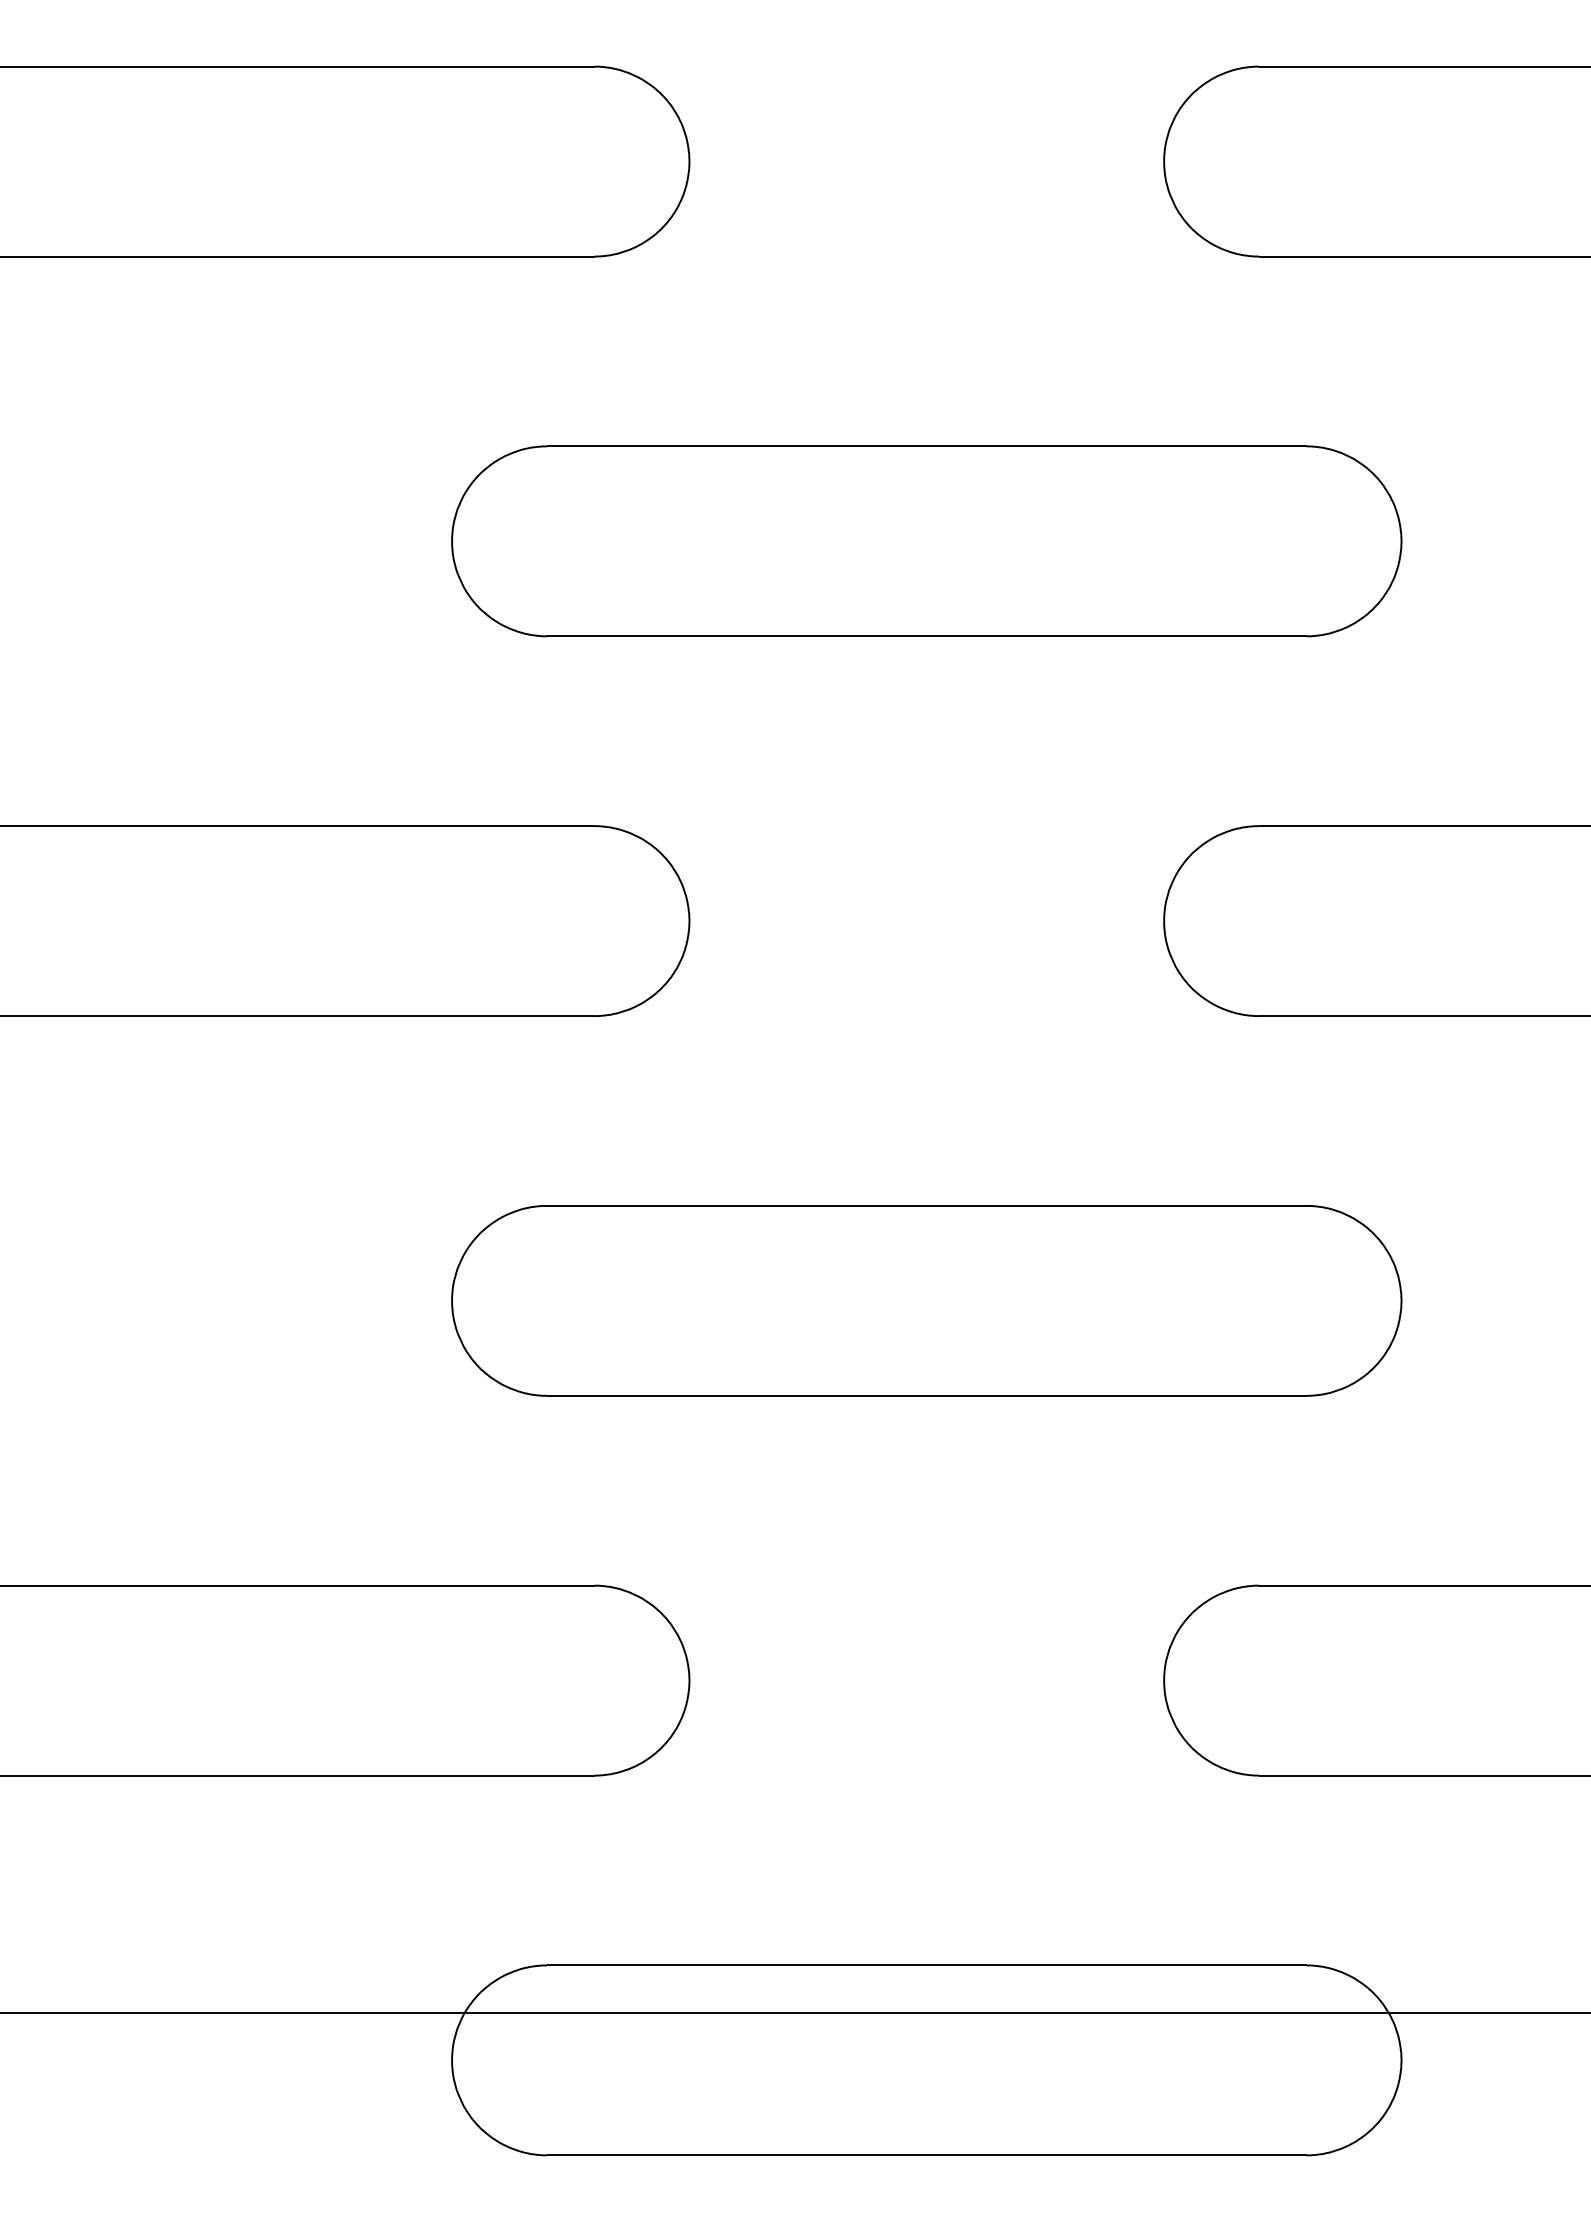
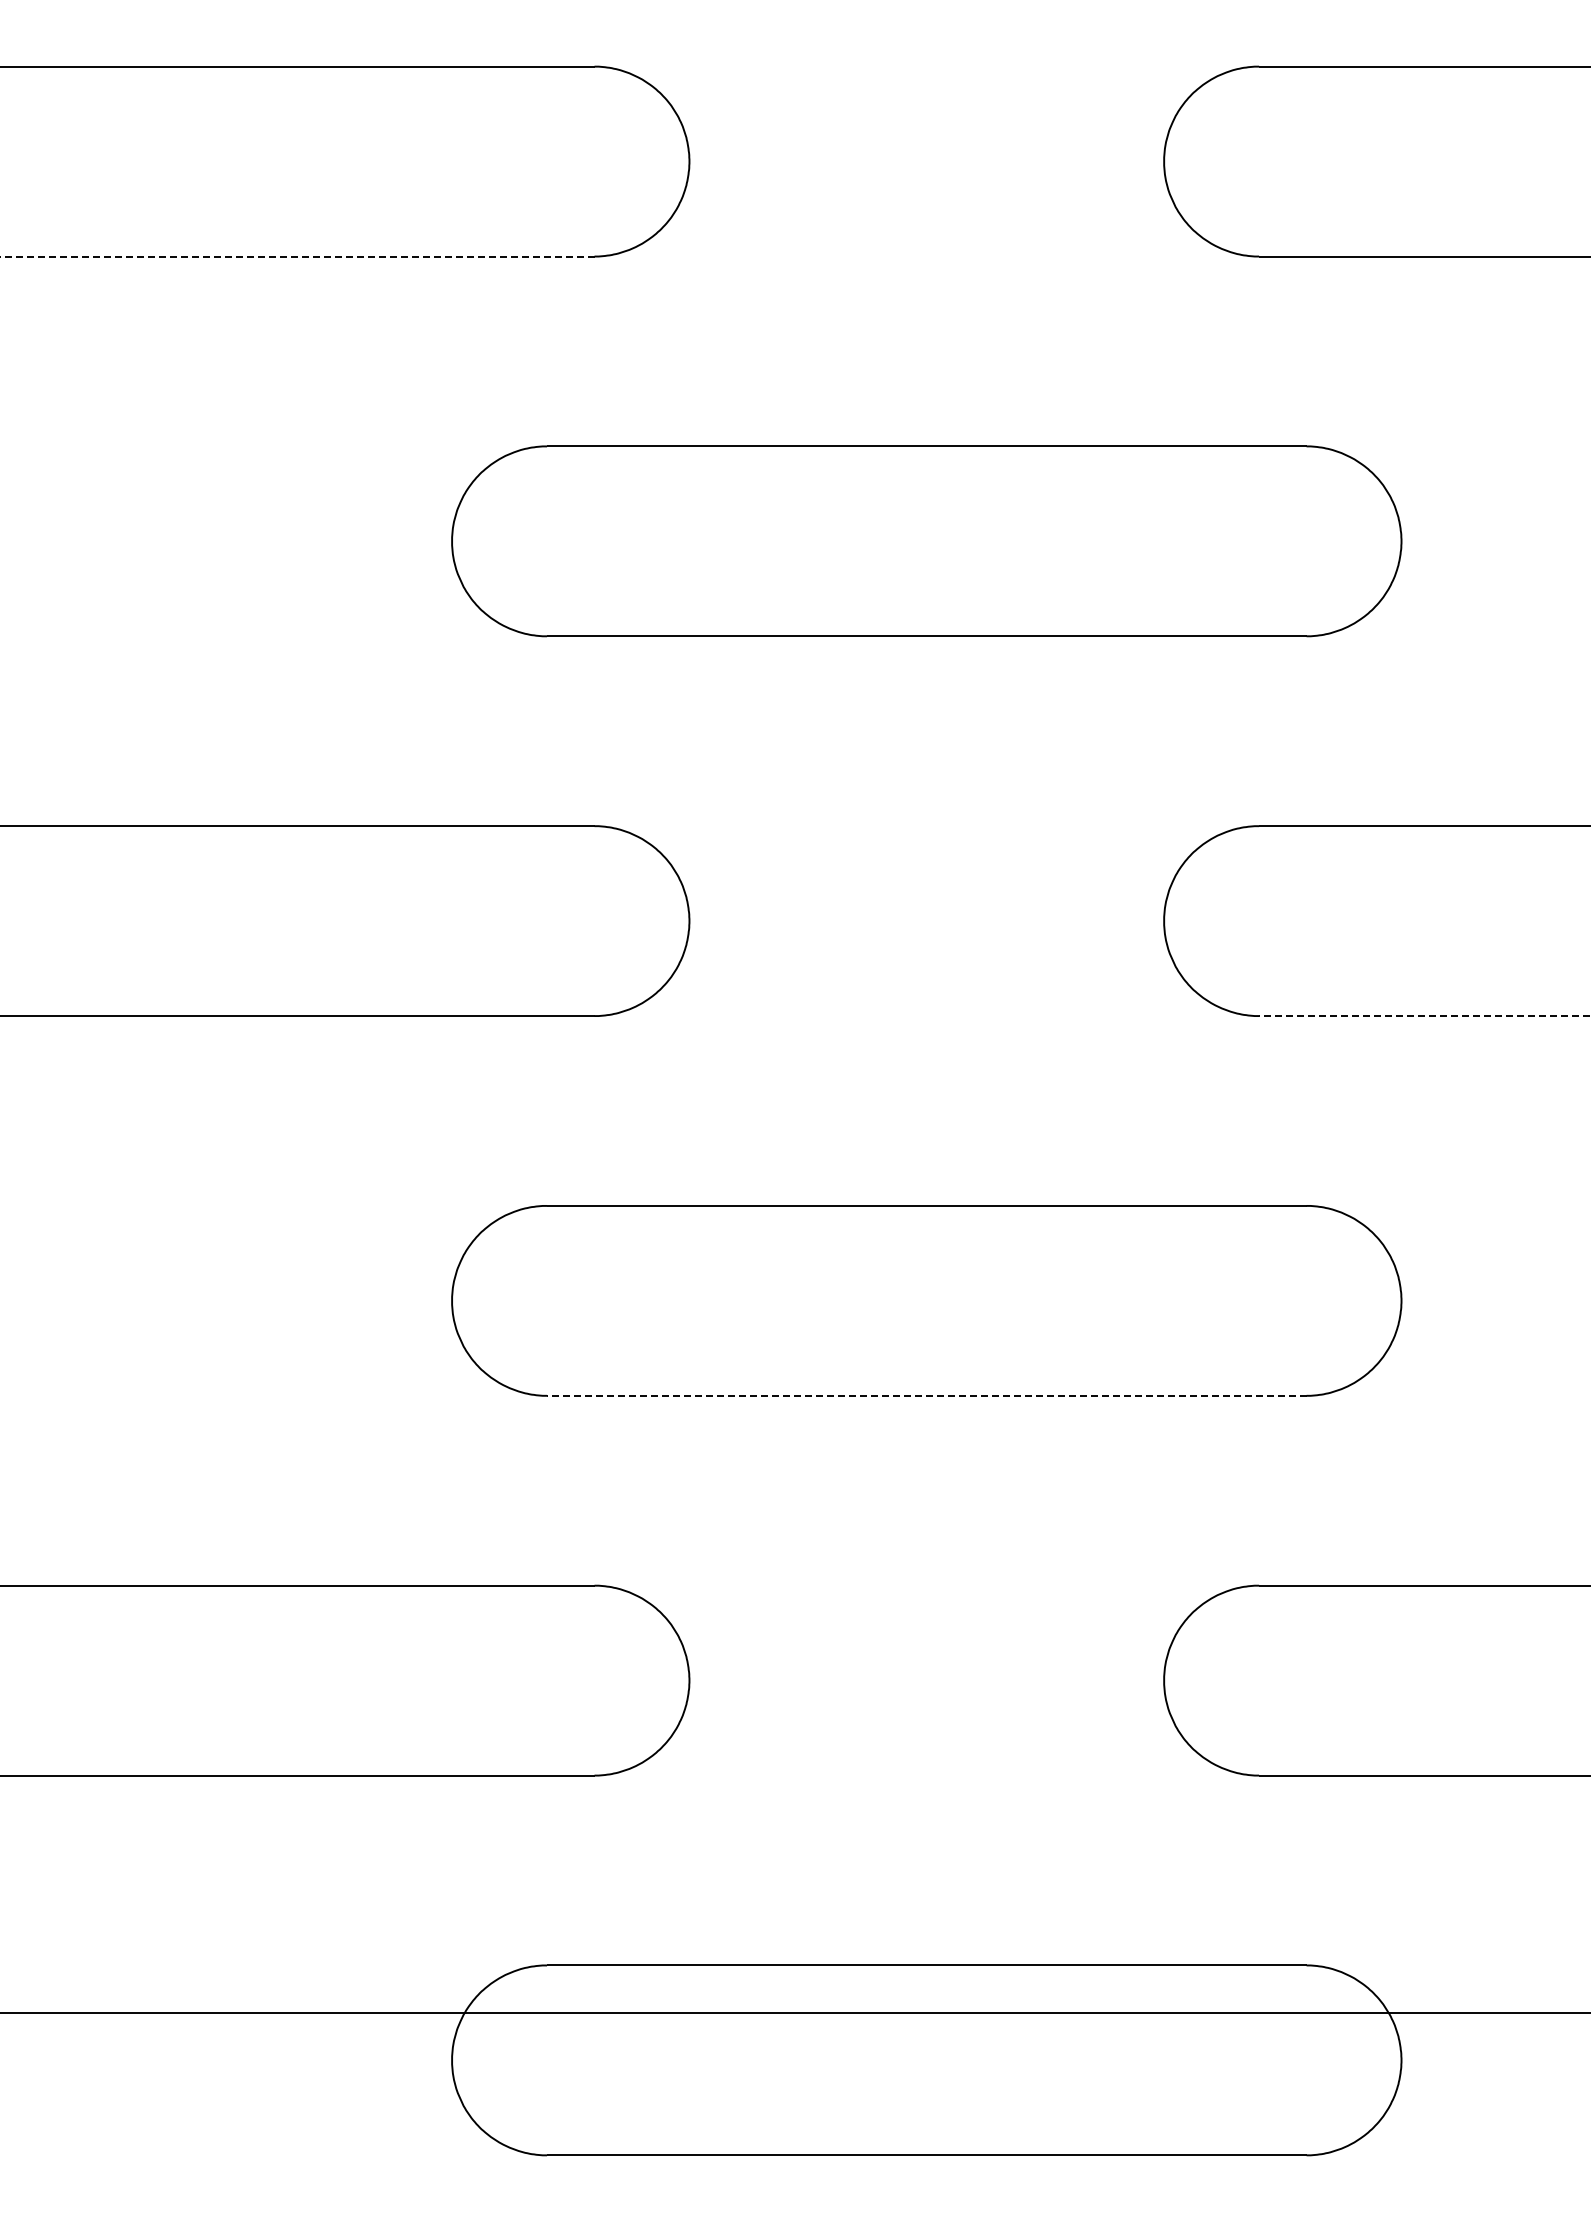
line: solid -> dashed (297, 256)
line: solid -> dashed (1425, 1016)
line: solid -> dashed (926, 1395)
